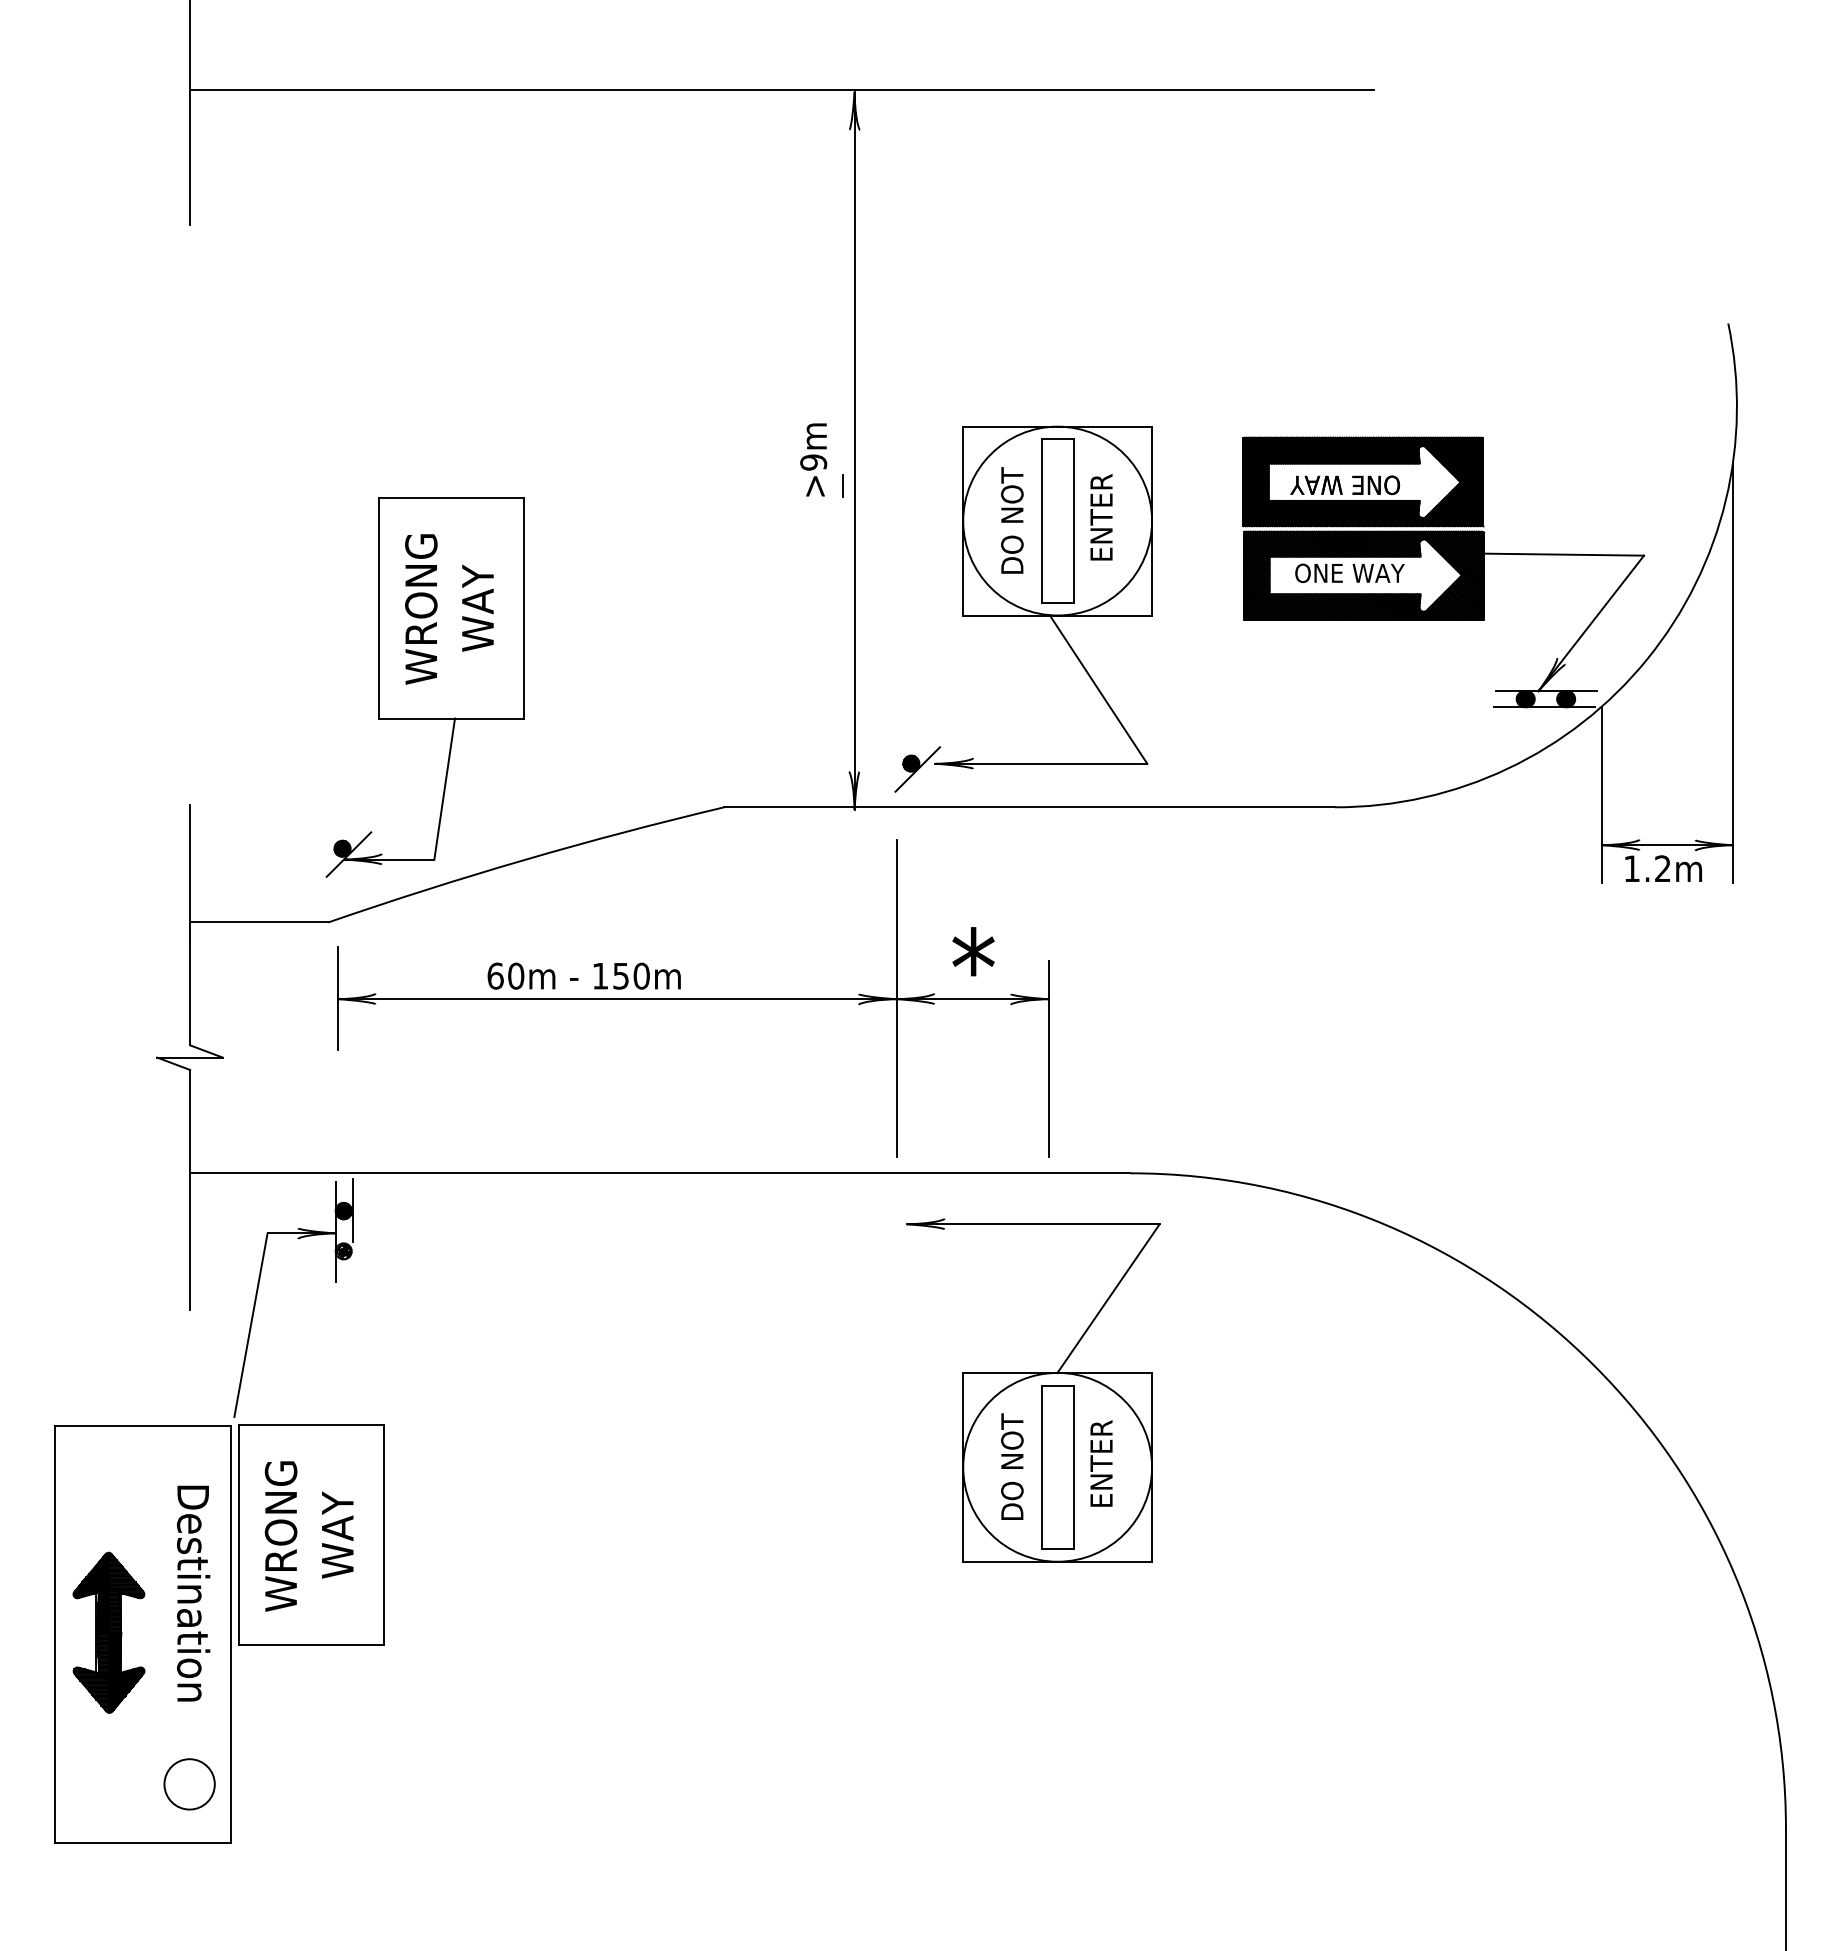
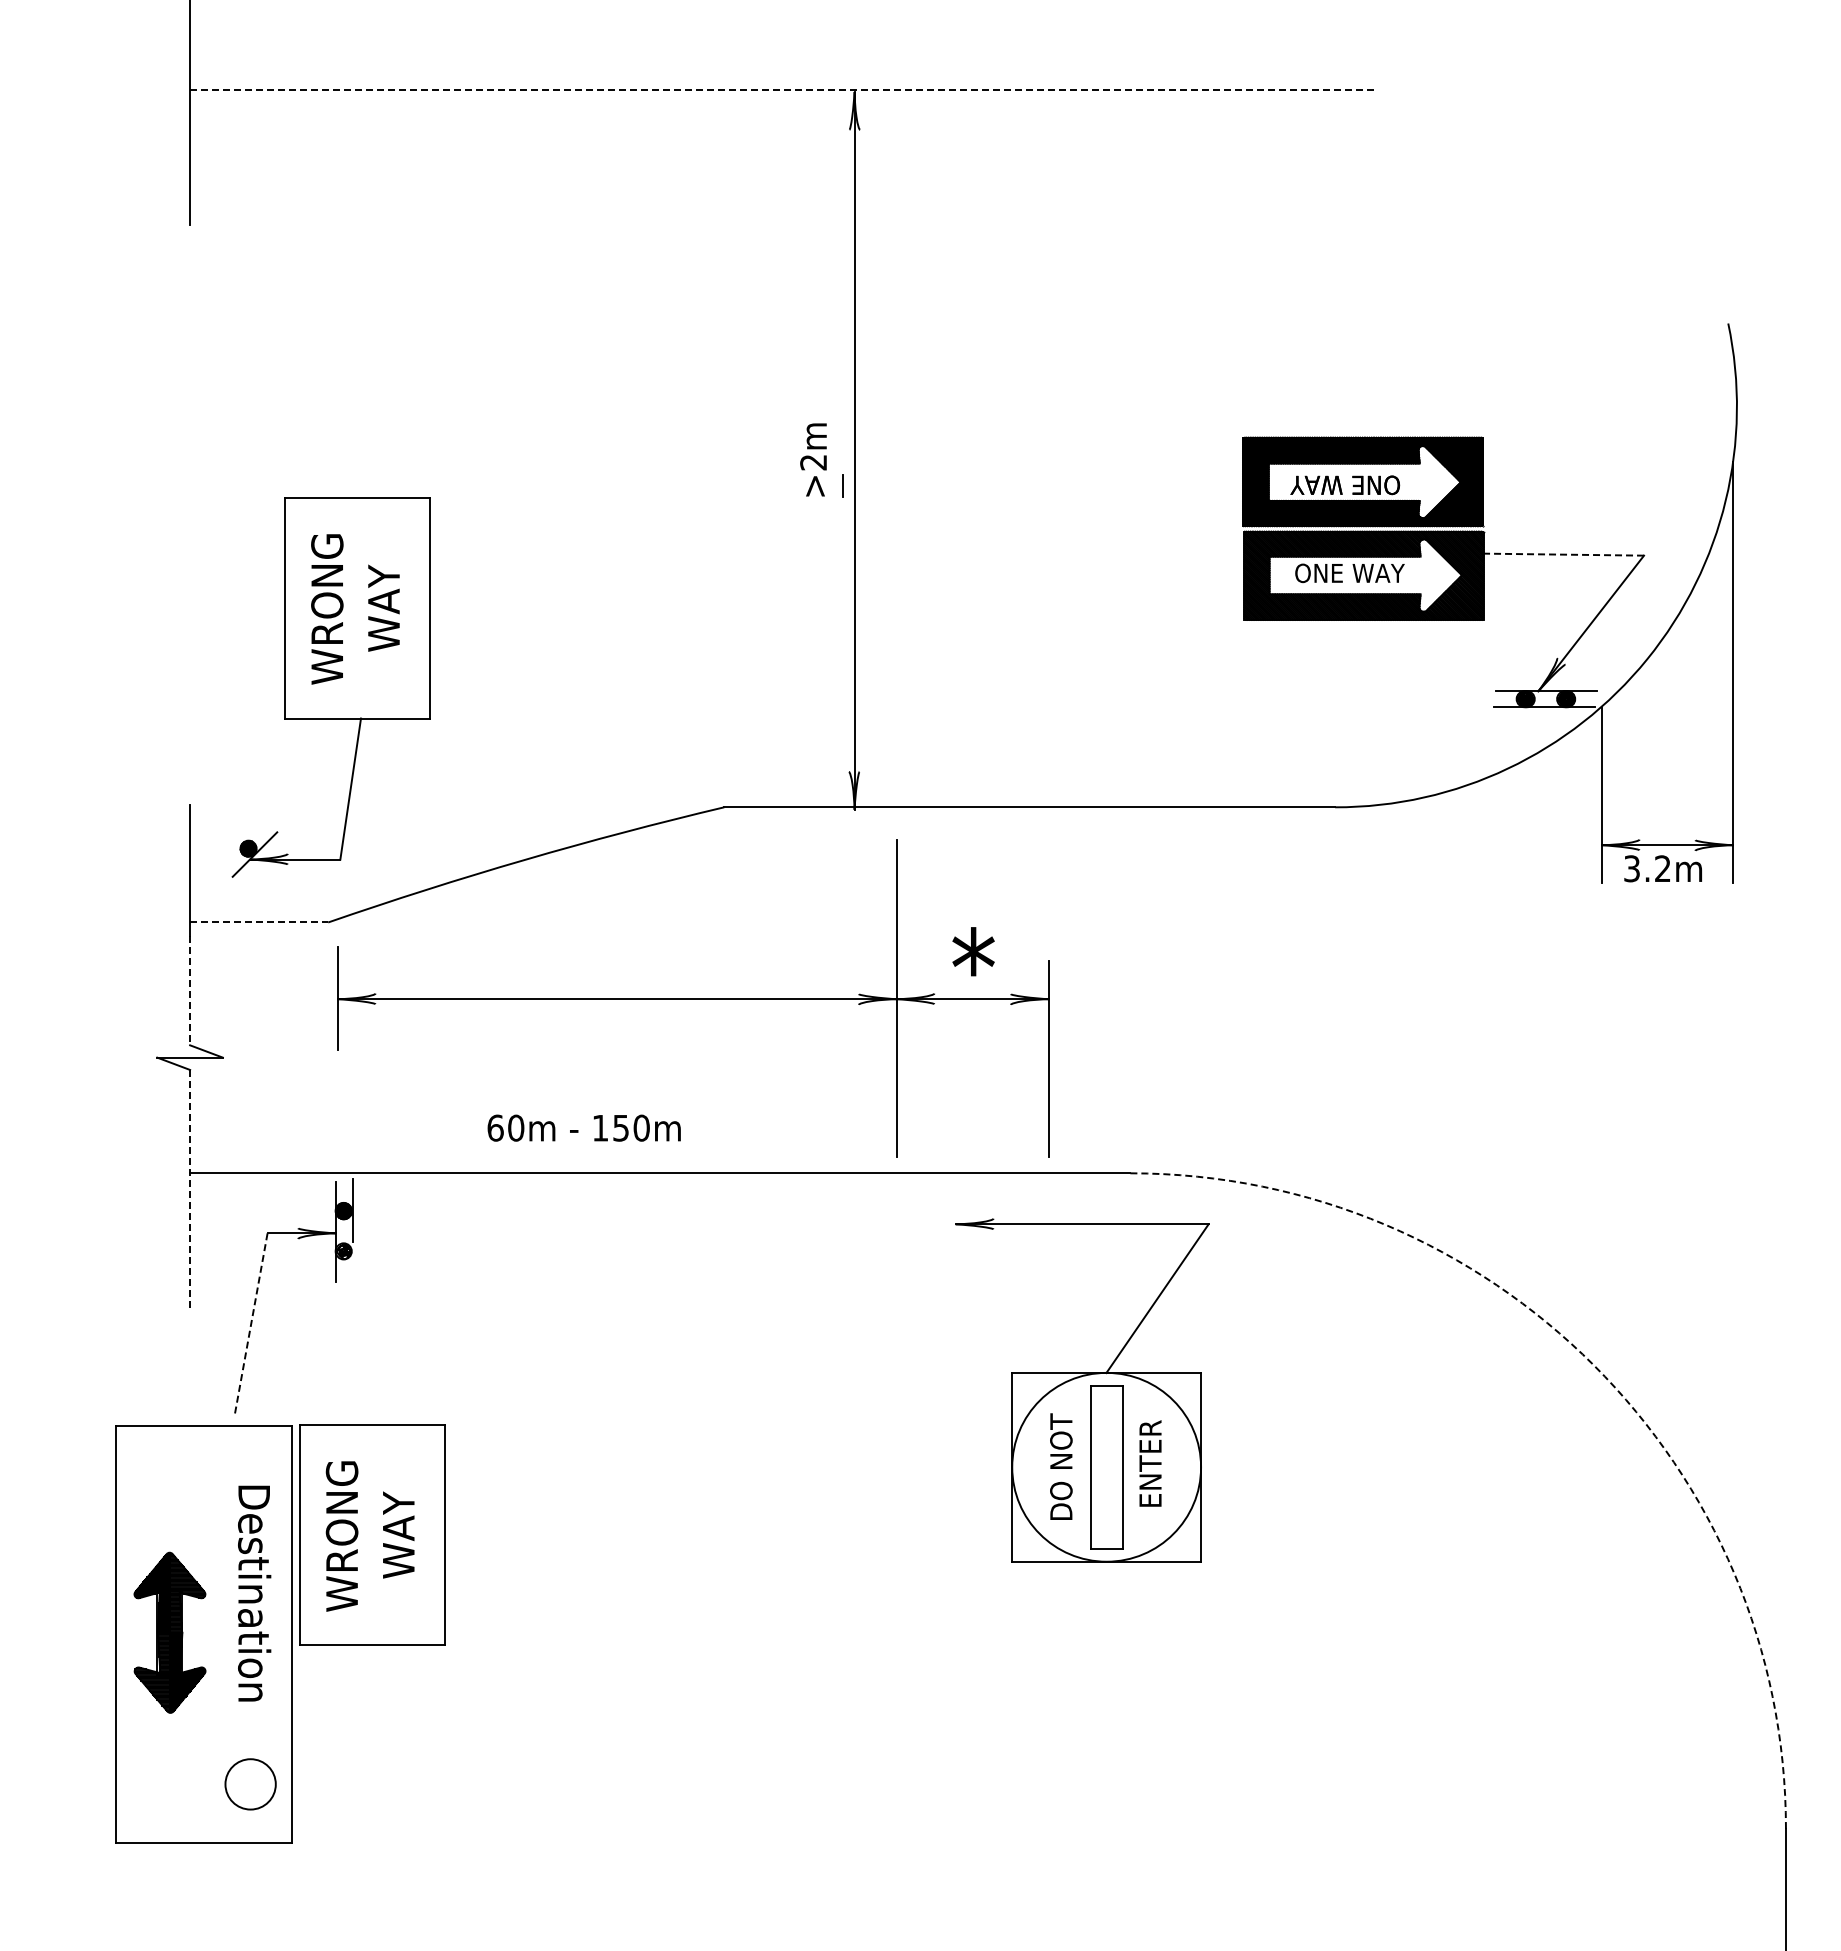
line: solid -> dashed (782, 89)
text: >9m -> >2m (813, 462)
line: solid -> dashed (1563, 554)
part: present -> none (1023, 608)
part position: (424, 687) -> (330, 687) (330, 687)
text: 1.2m -> 3.2m (1631, 868)
line: solid -> dashed (259, 922)
text position: (583, 975) -> (583, 1127) (583, 1127)
line: solid -> dashed (190, 991)
line: solid -> dashed (190, 1190)
line: solid -> dashed (250, 1325)
arc: solid -> dashed (1593, 1365)
part position: (1033, 1390) -> (1082, 1390) (1082, 1390)
part position: (219, 1633) -> (280, 1633) (280, 1633)
